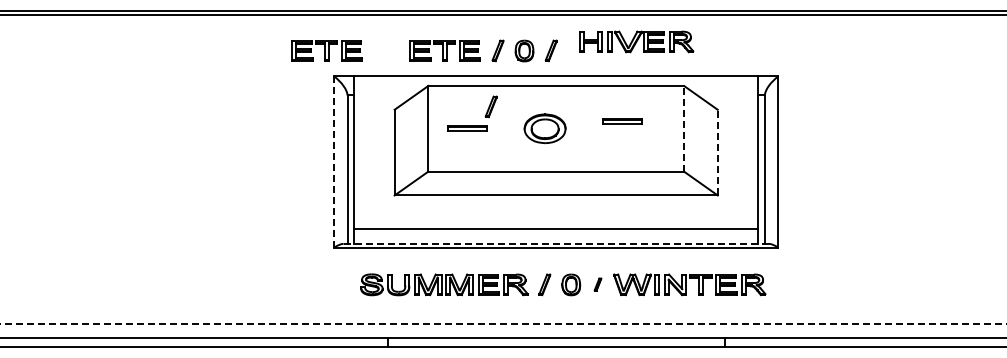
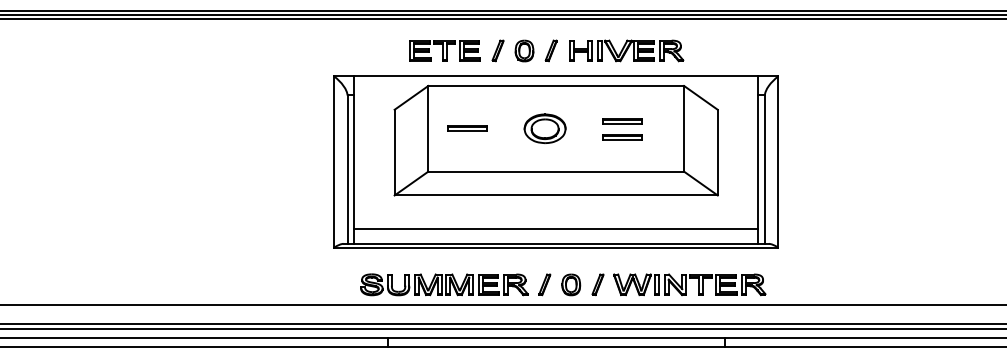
line: none -> present (502, 19)
part position: (636, 41) -> (626, 50) (626, 50)
part: present -> none (326, 50)
part: present -> none (490, 106)
line: dashed -> solid (684, 128)
part: none -> present (622, 137)
line: dashed -> solid (717, 152)
line: dashed -> solid (334, 162)
line: dashed -> solid (556, 243)
part size: 10x15 px -> 14x23 px (597, 284)
line: none -> present (502, 304)
line: dashed -> solid (503, 323)
line: none -> present (502, 328)
